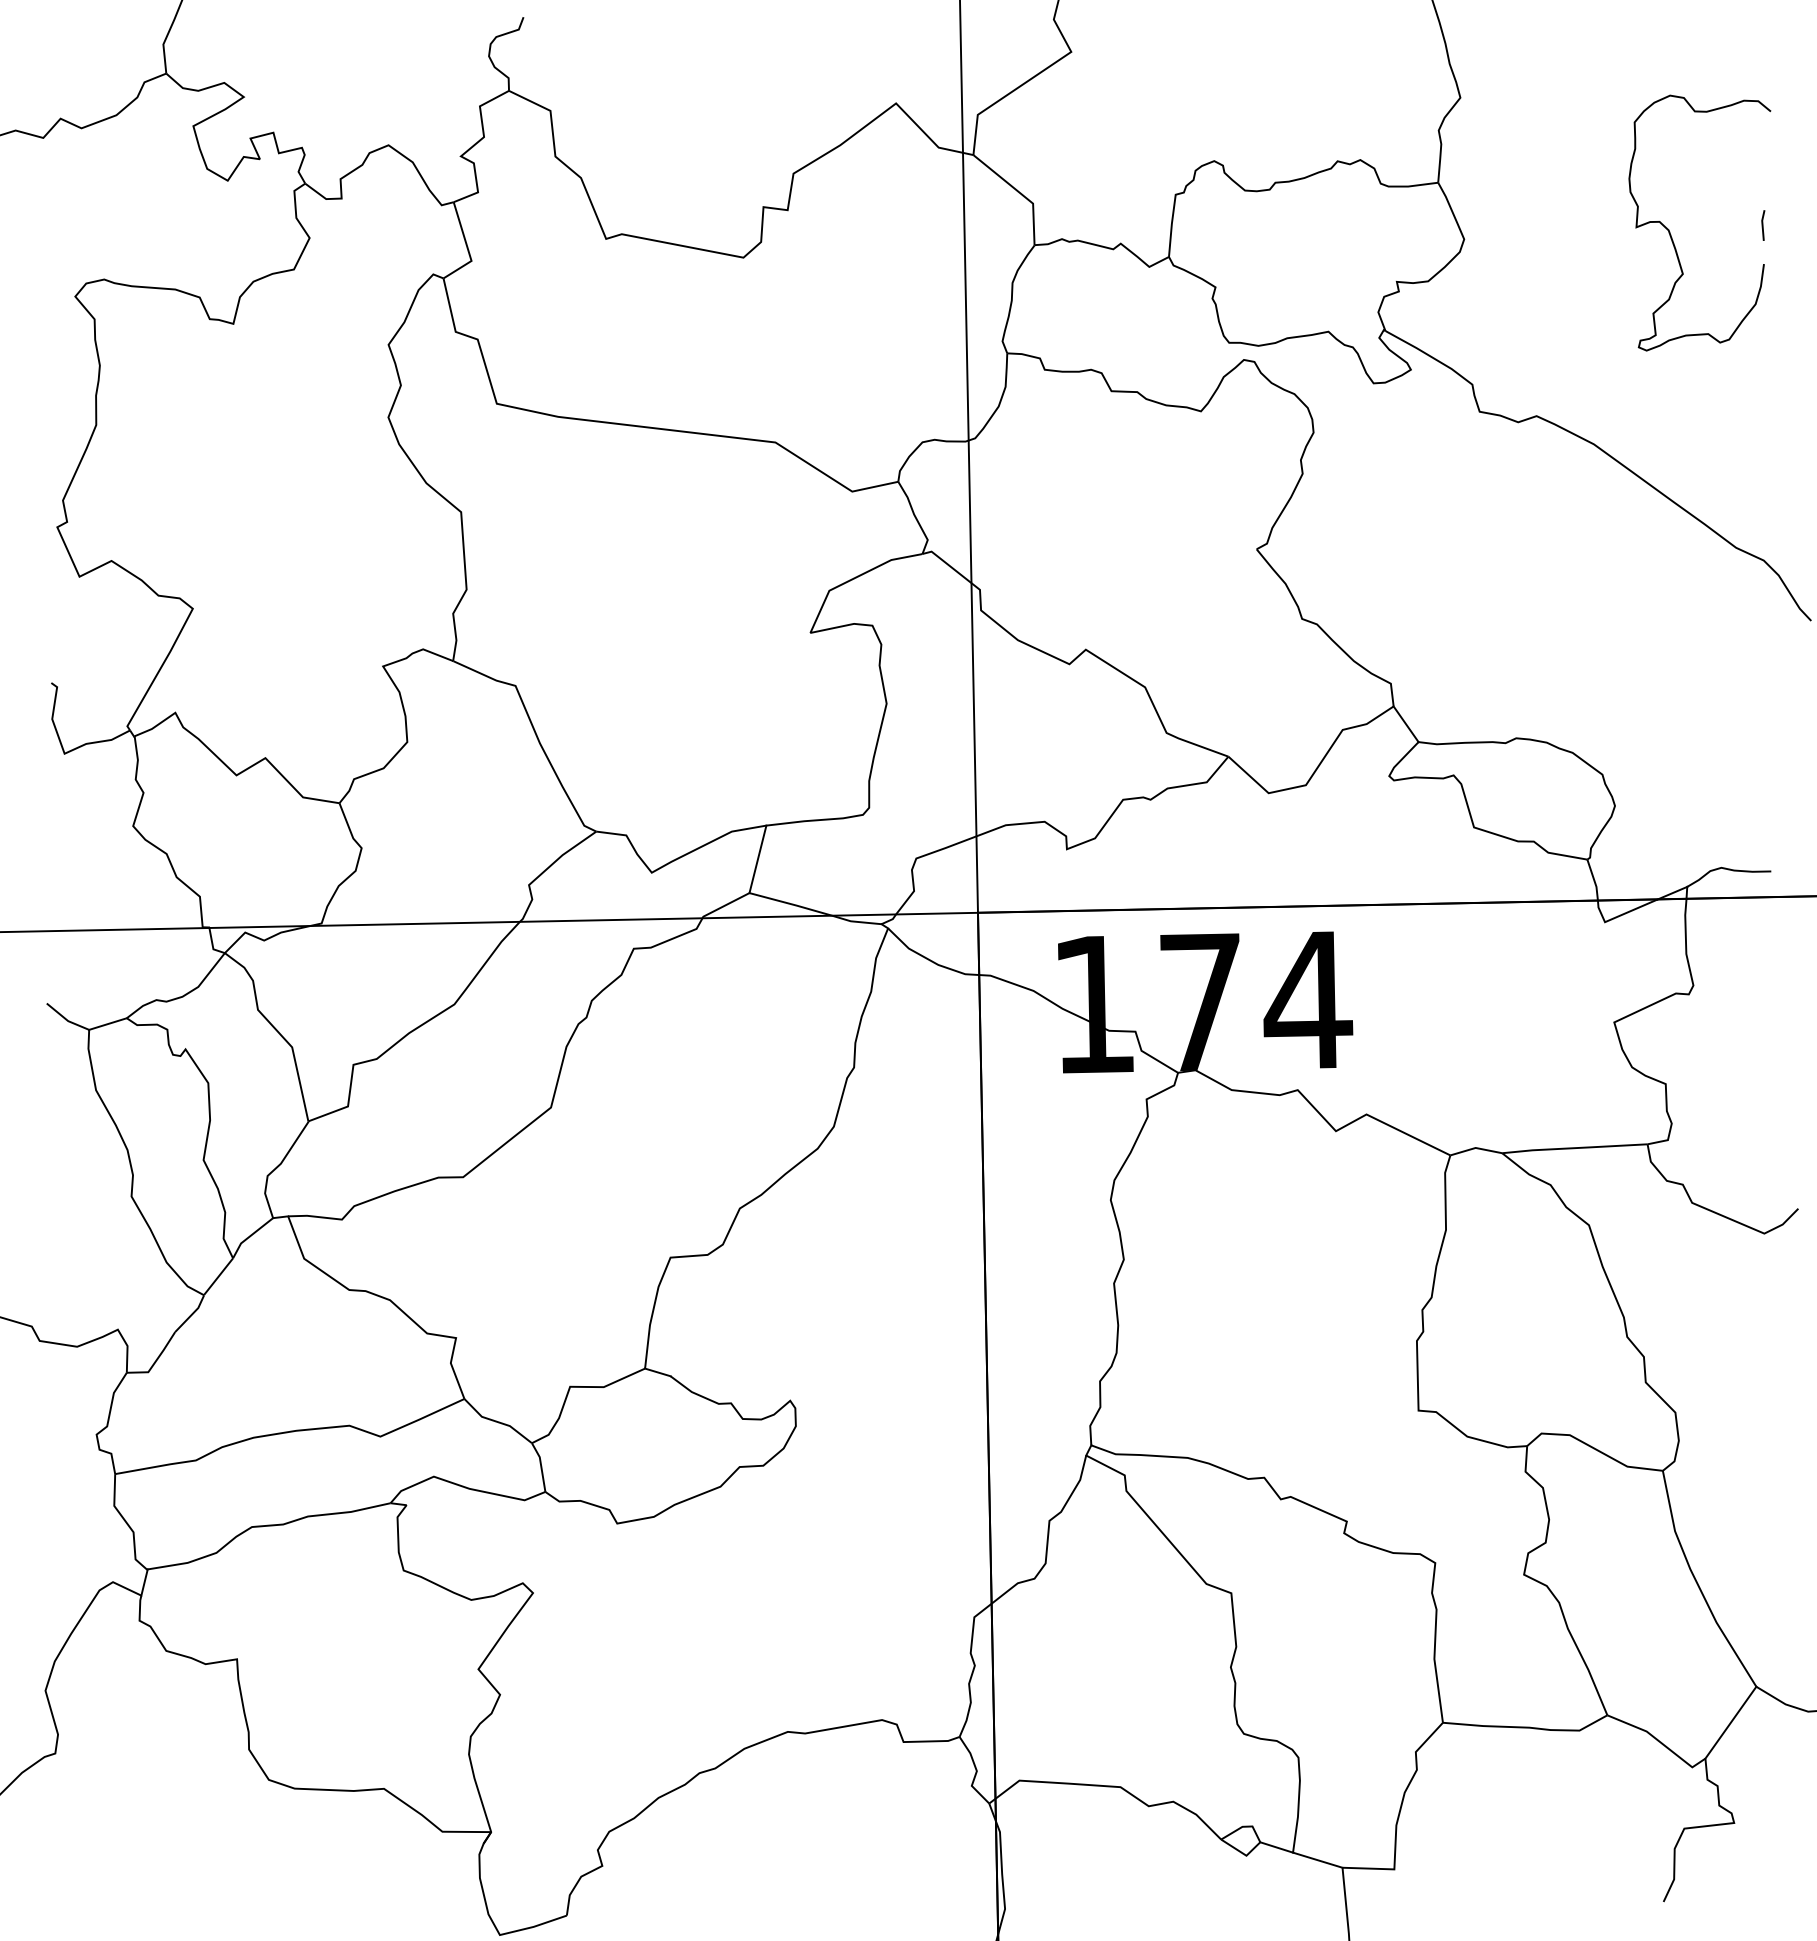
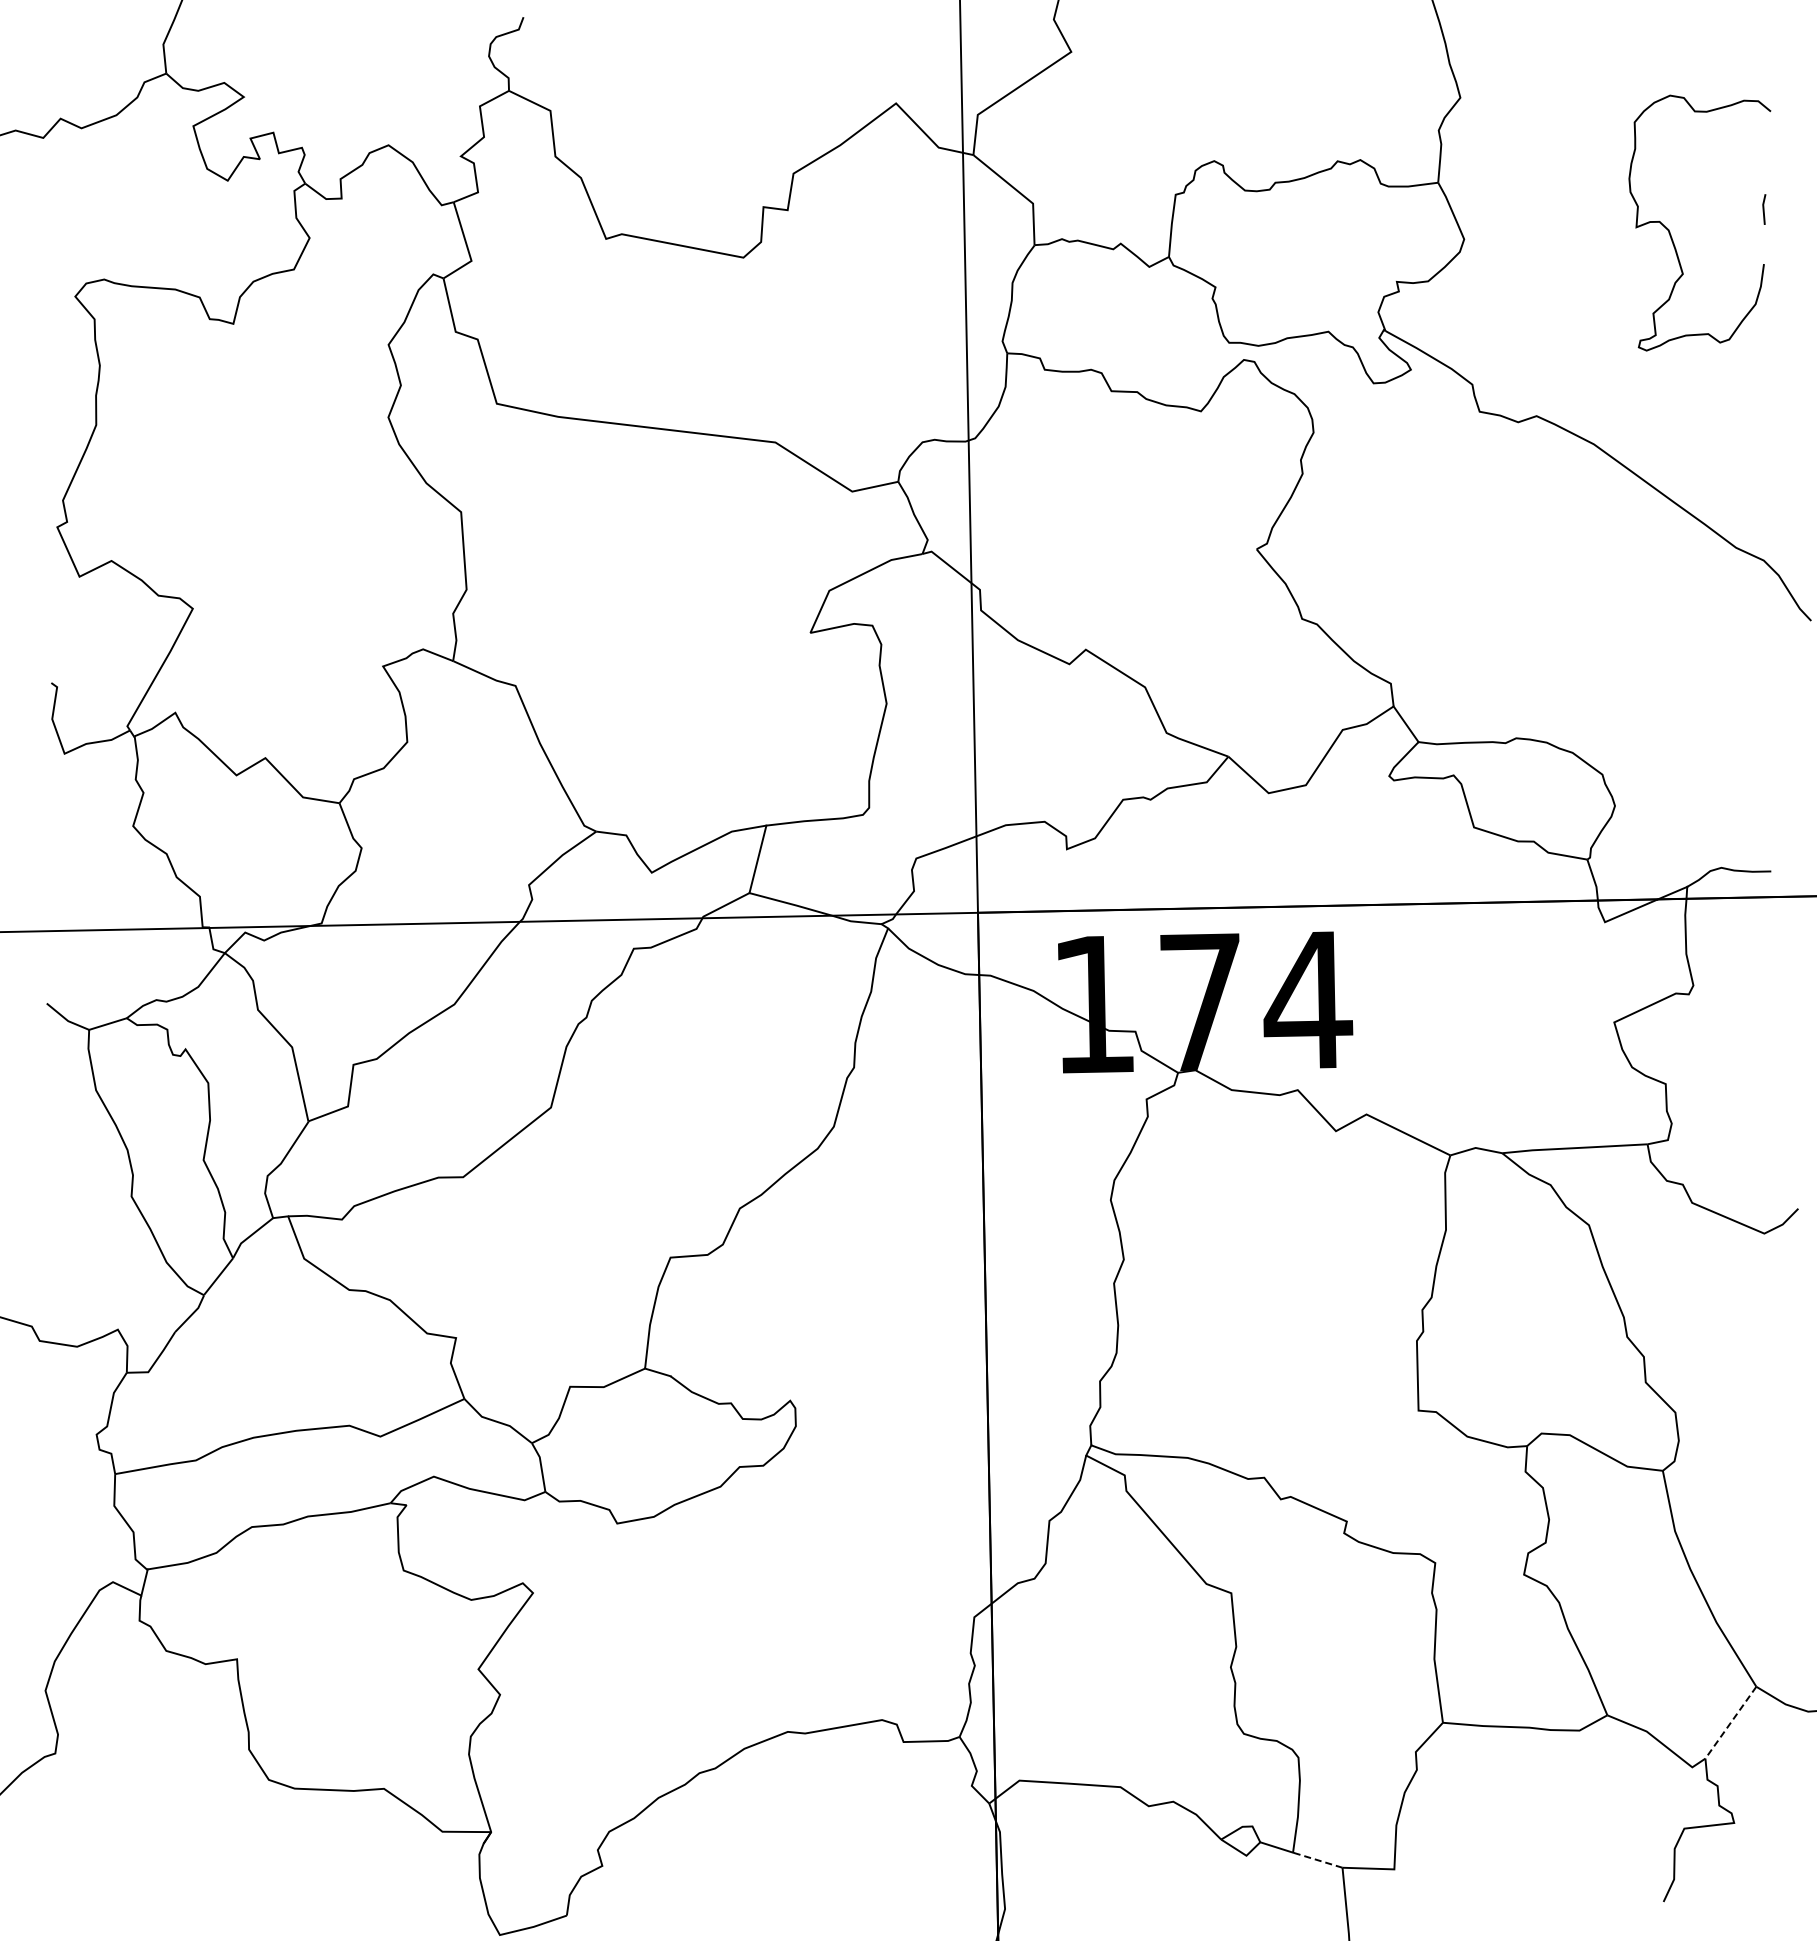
line position: (1763, 225) -> (1764, 209) (1764, 209)
line: solid -> dashed (1730, 1723)
line: solid -> dashed (1317, 1860)
